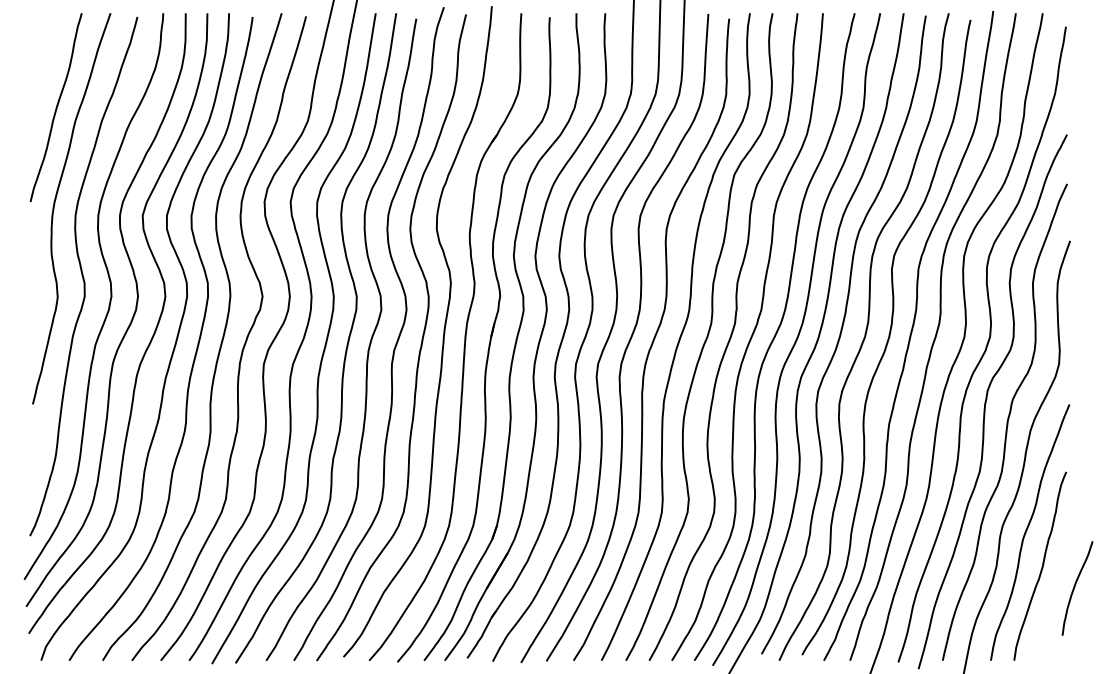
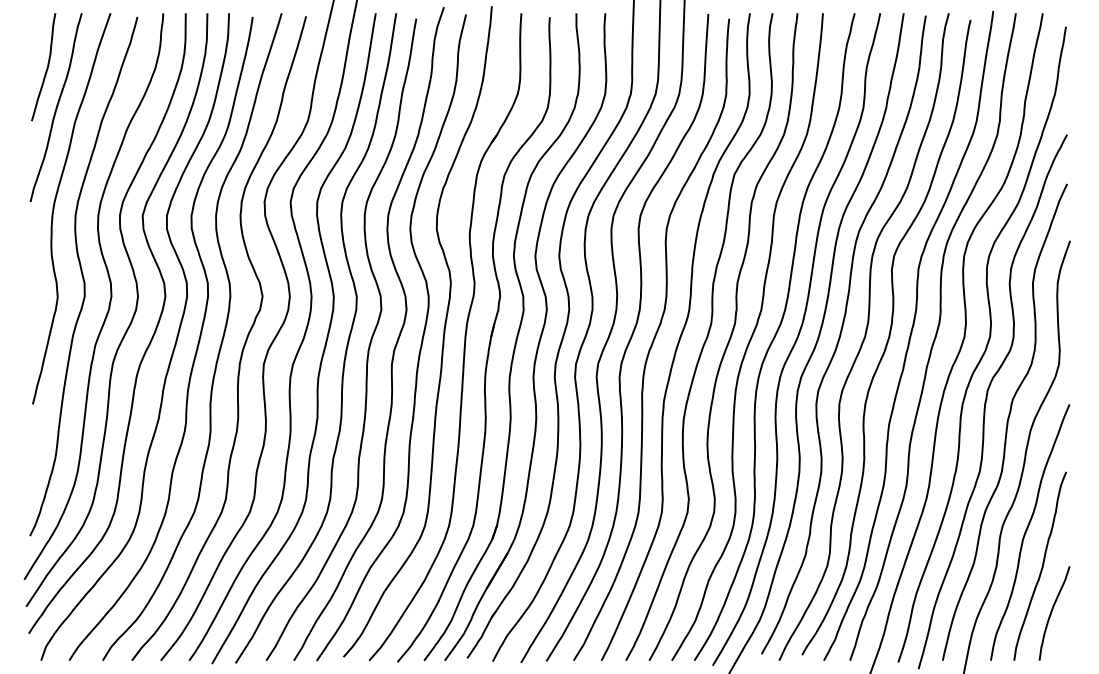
curve: none -> present (46, 67)
curve position: (1075, 587) -> (1052, 612) (1052, 612)
